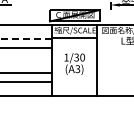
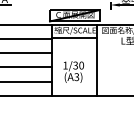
line: dashed -> solid (26, 38)
line position: (26, 47) -> (26, 52) (26, 52)
text position: (74, 63) -> (73, 71) (73, 71)
line position: (26, 73) -> (26, 67) (26, 67)
